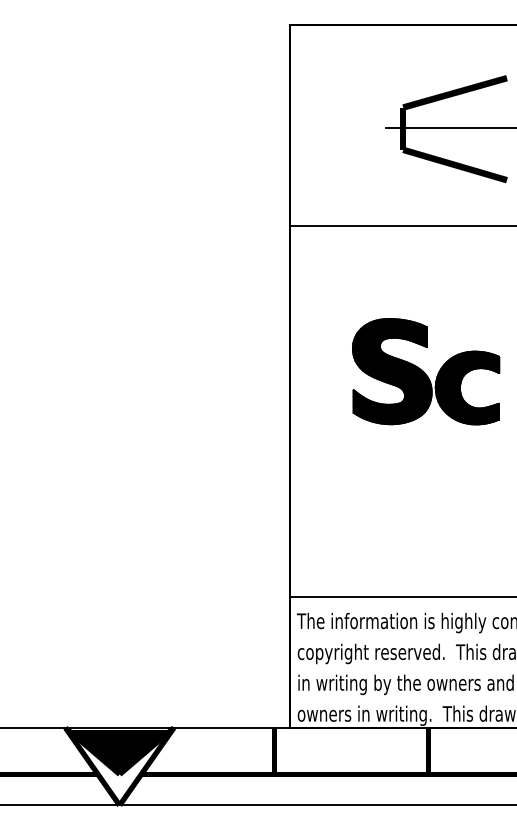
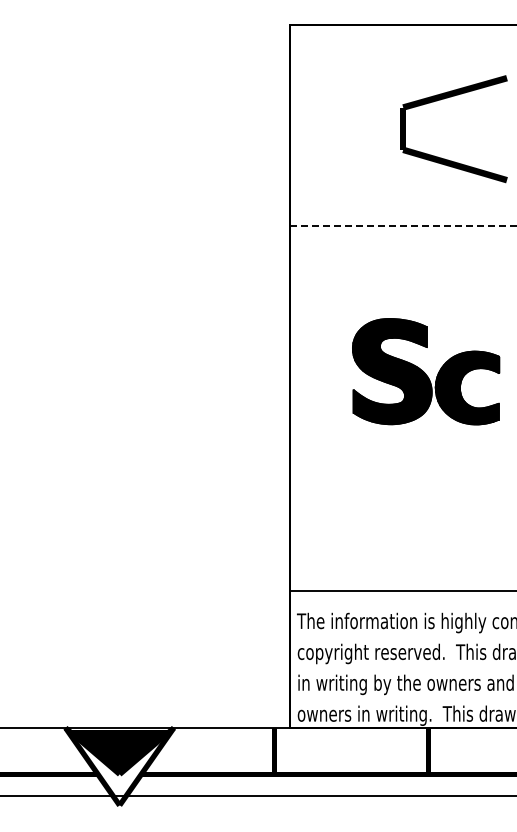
line: present -> none (449, 128)
line: solid -> dashed (403, 225)
line position: (401, 596) -> (401, 590) (401, 590)
line position: (257, 805) -> (257, 796) (257, 796)
